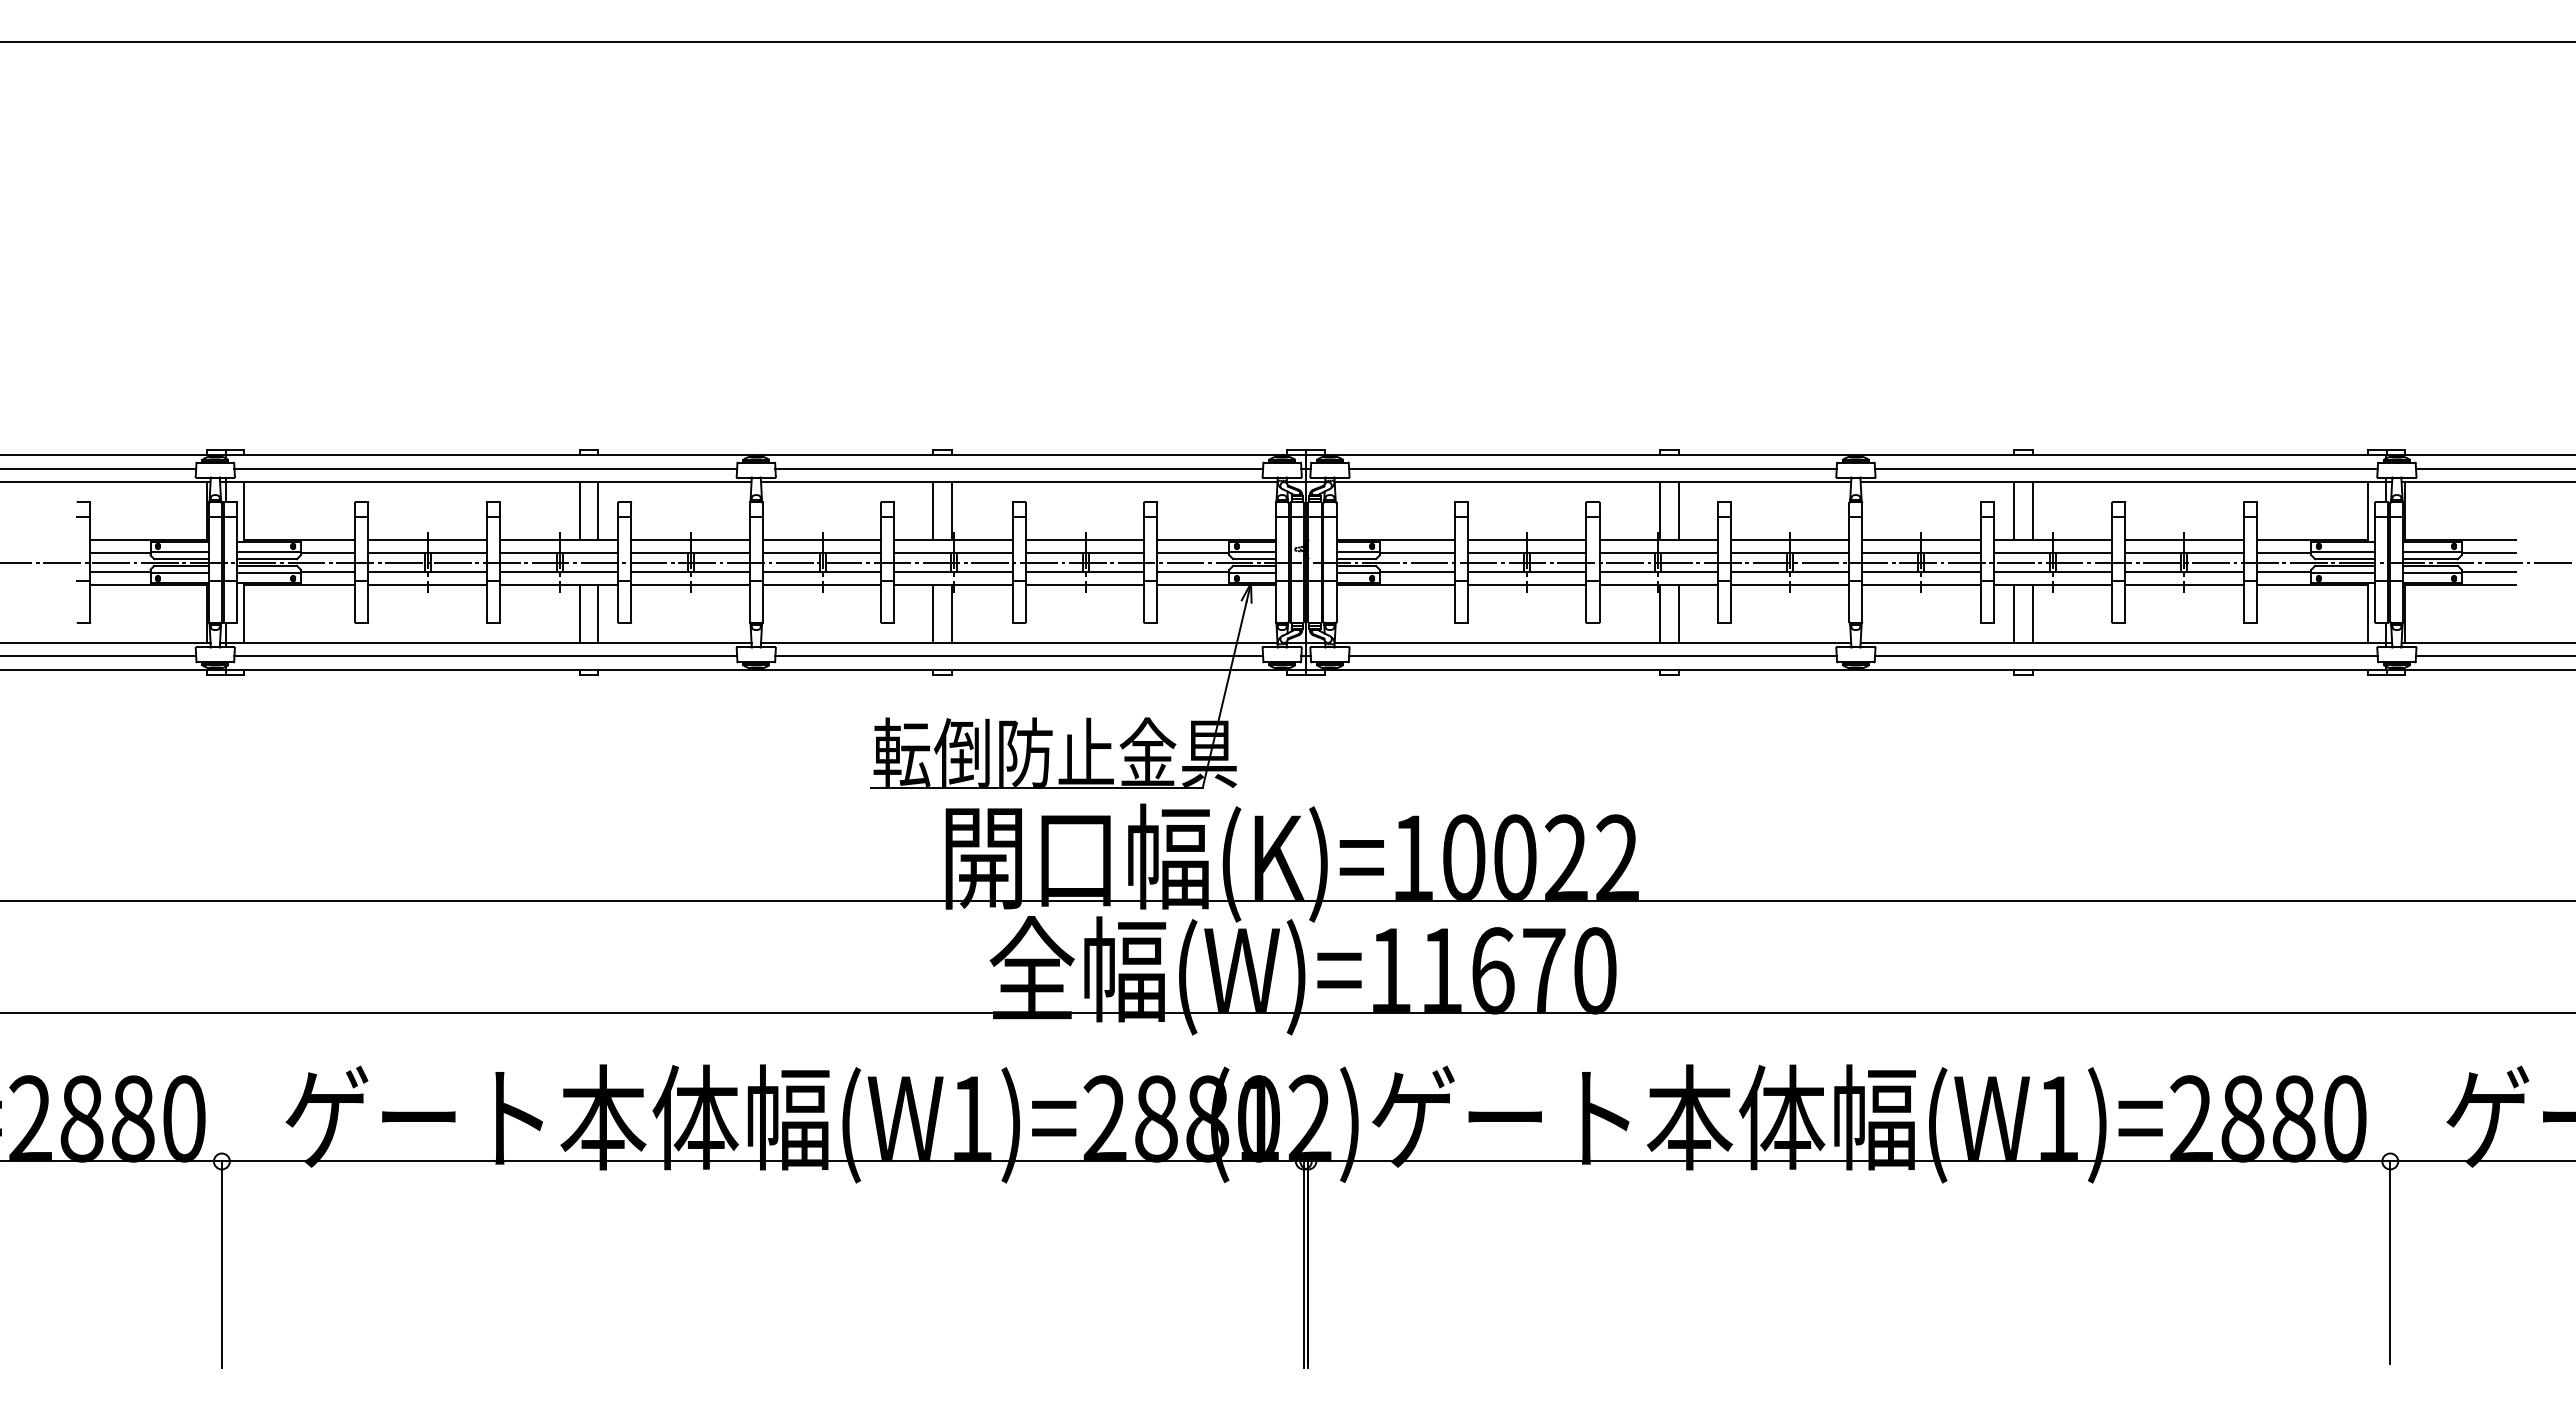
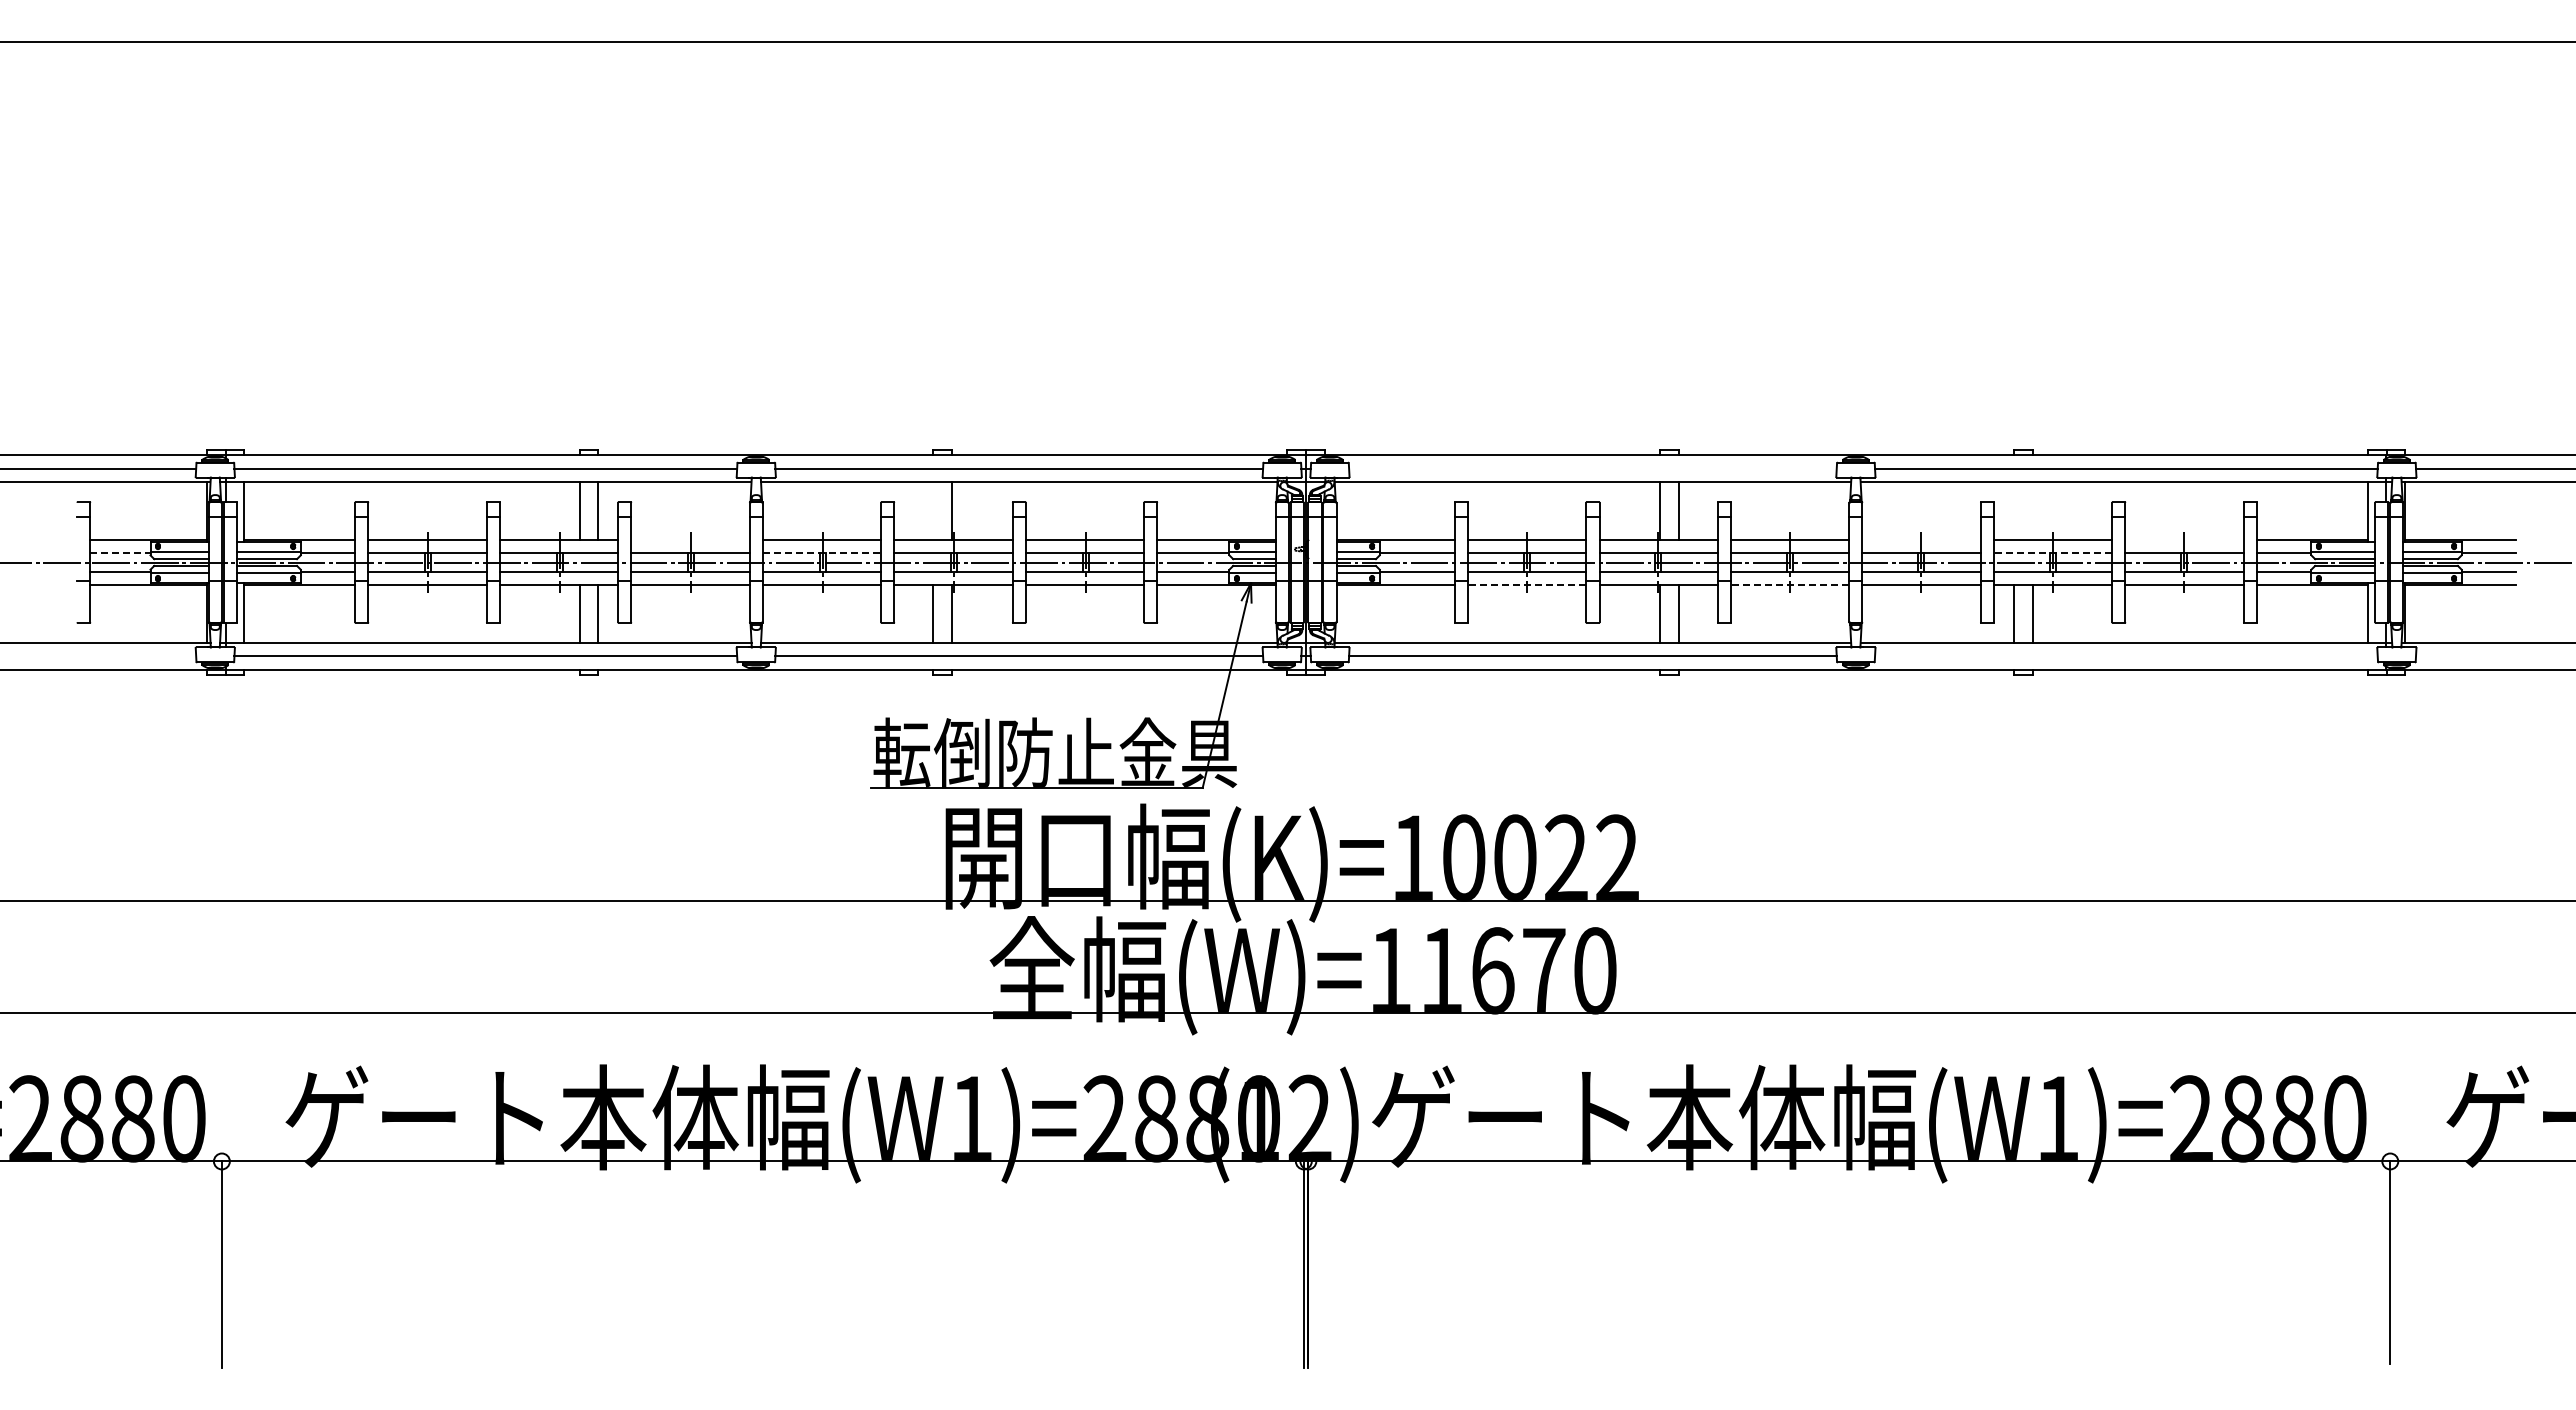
line: present -> none (1592, 468)
line: present -> none (933, 510)
line: present -> none (2013, 510)
line: present -> none (2032, 510)
line: present -> none (690, 539)
line: present -> none (1921, 539)
line: present -> none (2184, 539)
line: solid -> dashed (120, 553)
line: solid -> dashed (822, 553)
line: solid -> dashed (2052, 553)
line: solid -> dashed (1526, 585)
line: solid -> dashed (1789, 585)
line: present -> none (99, 656)
line: present -> none (2126, 656)
line: present -> none (2494, 656)
